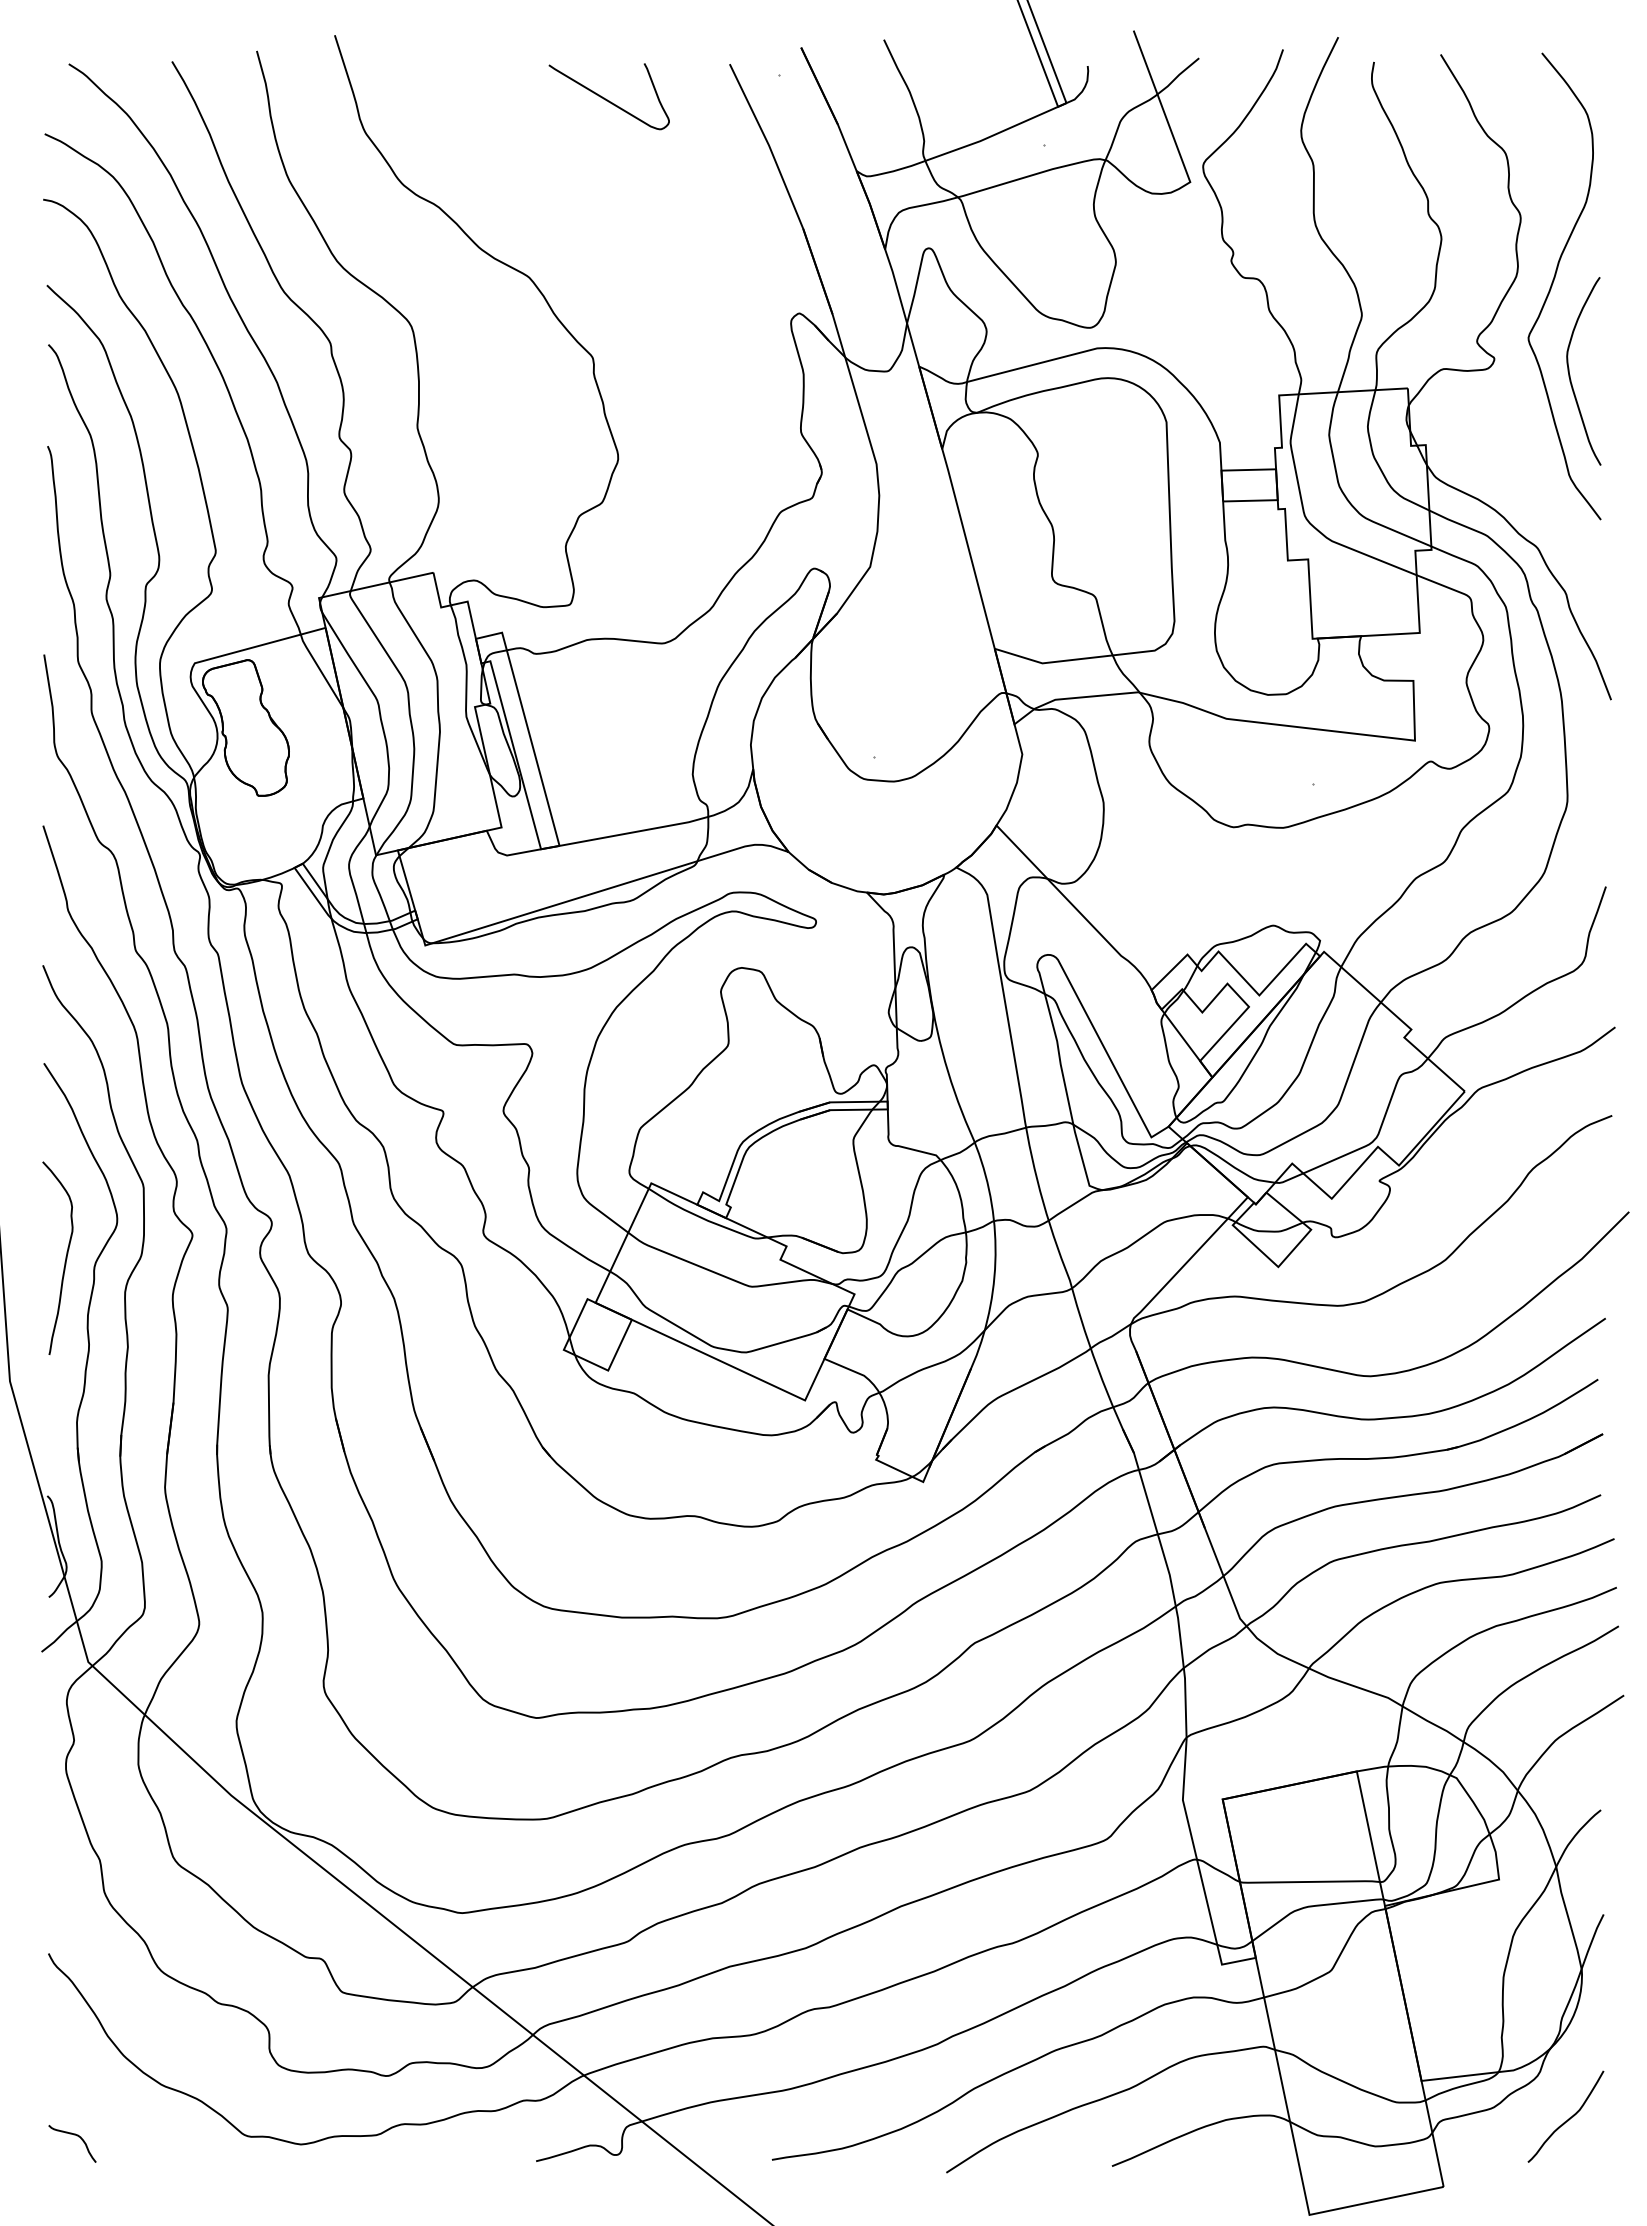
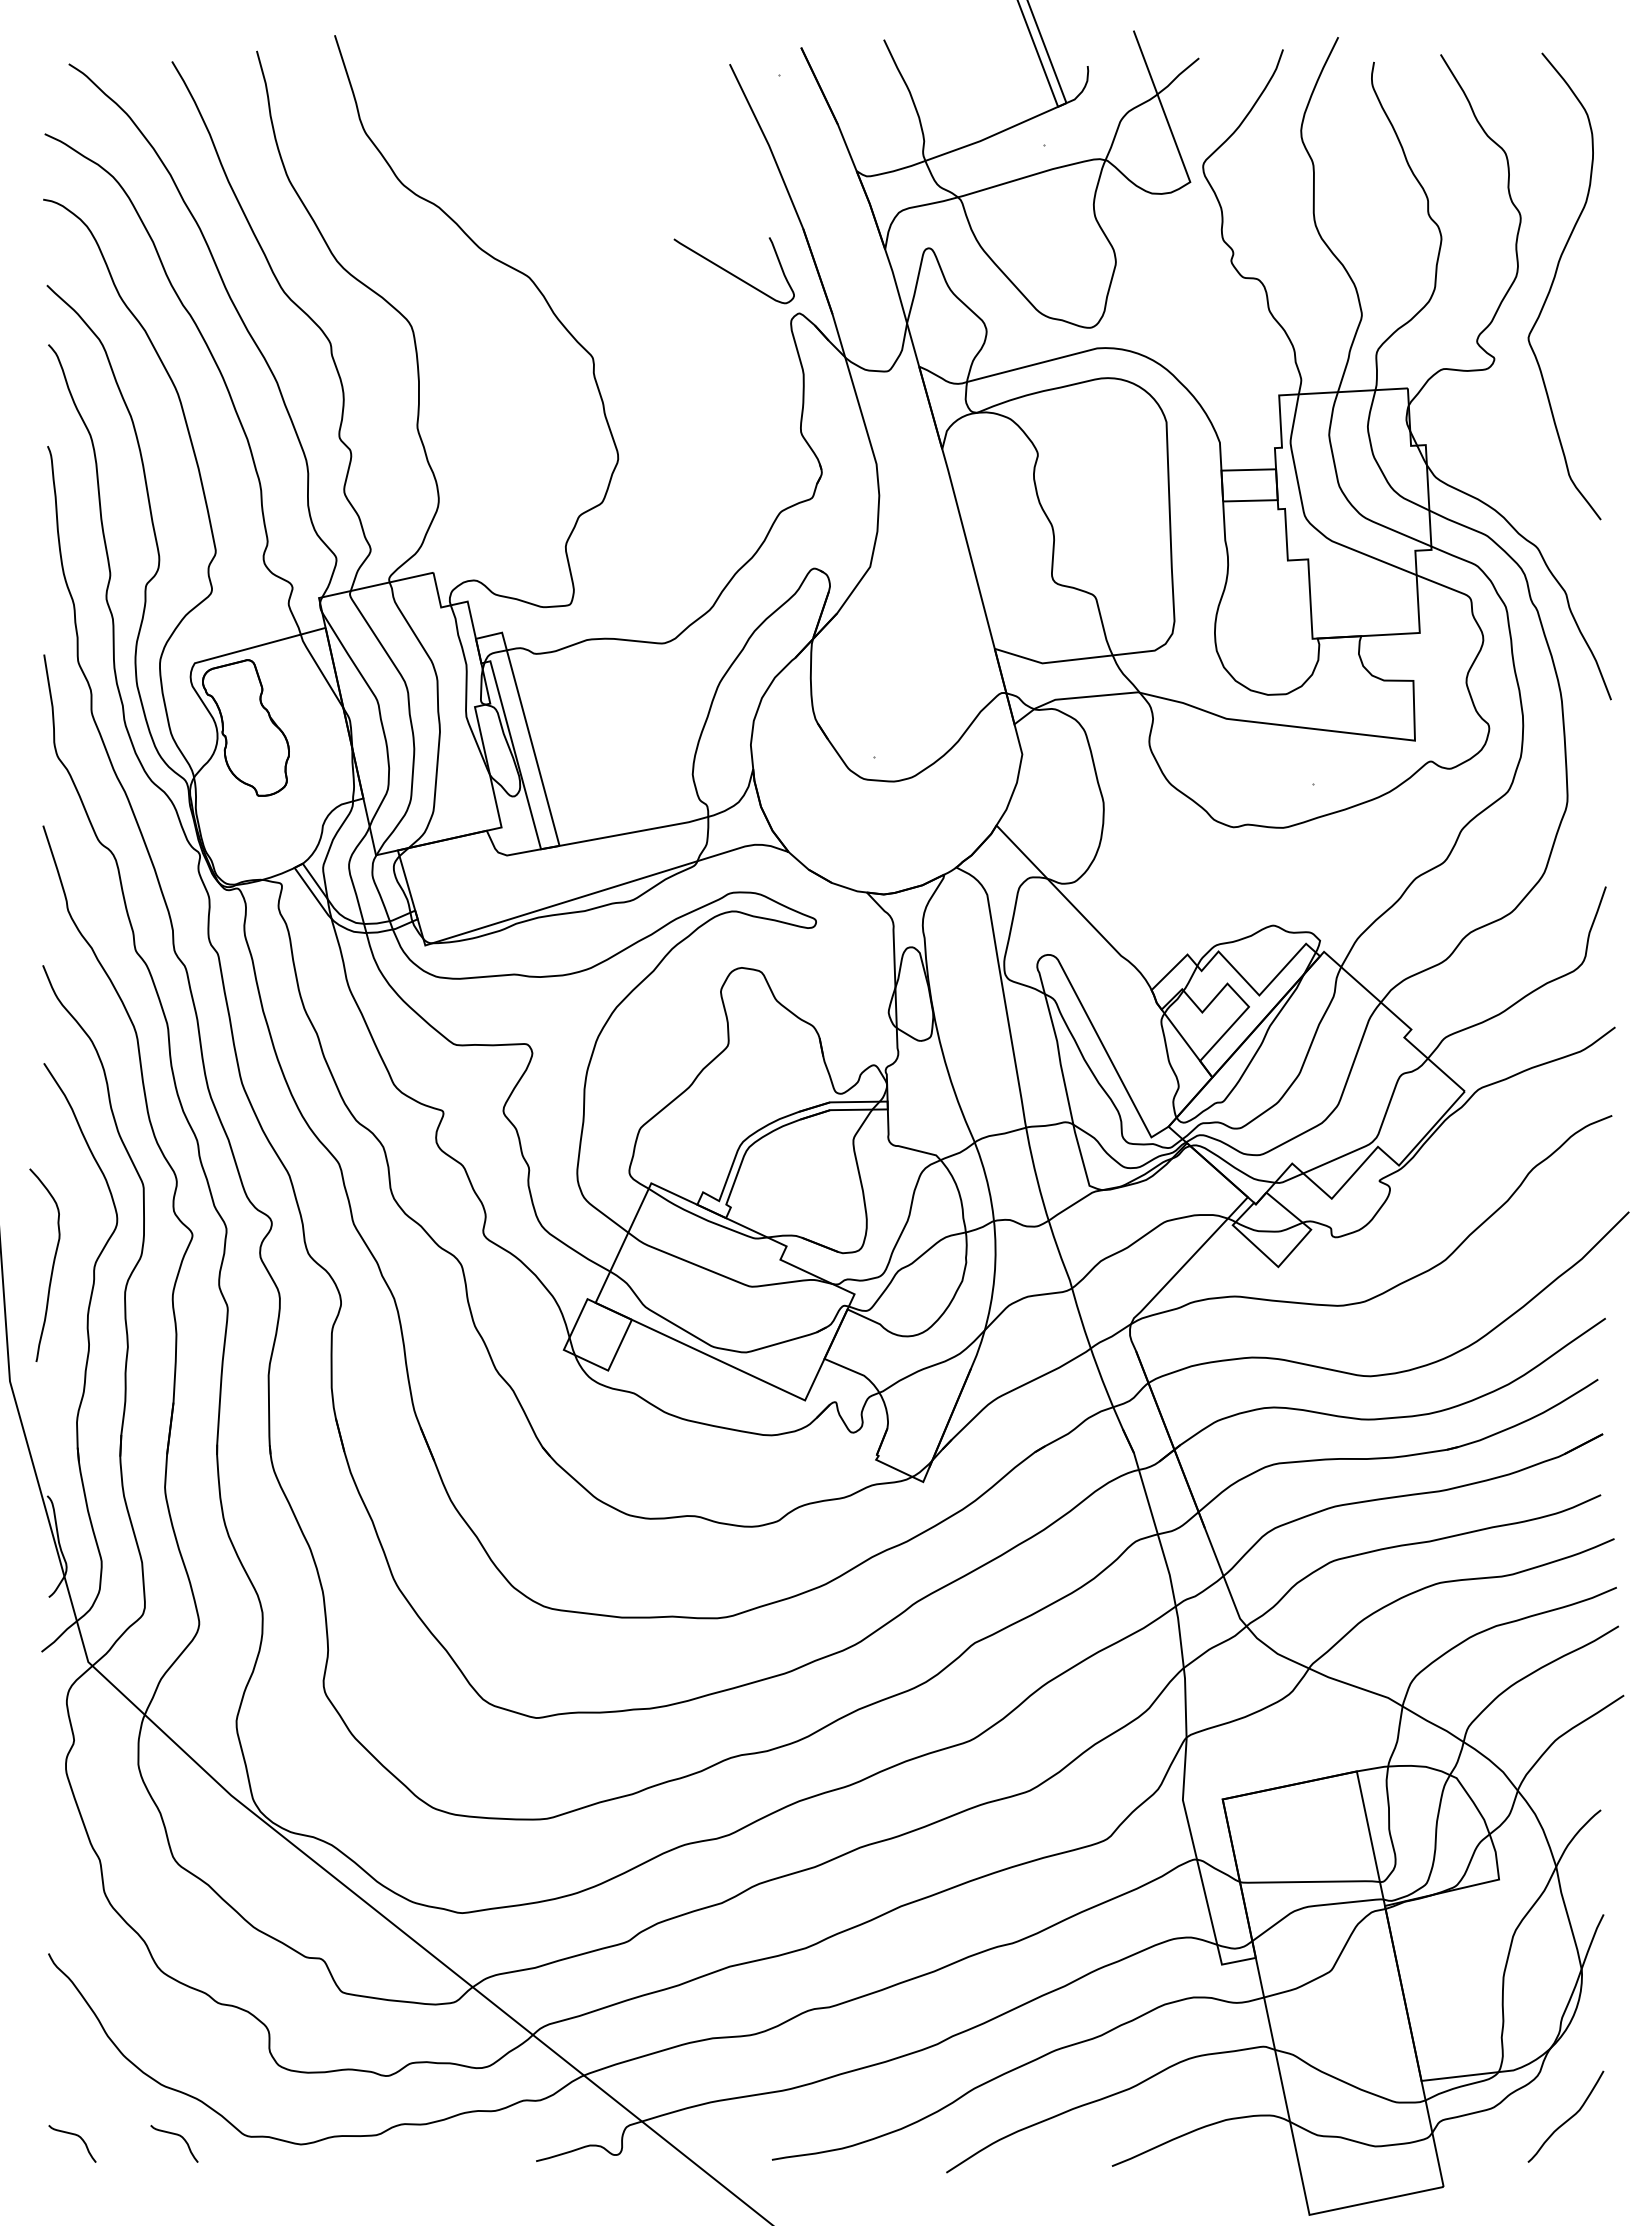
curve position: (606, 98) -> (731, 272) (731, 272)
curve: present -> none (1570, 374)
curve position: (65, 1257) -> (52, 1264) (52, 1264)
curve: none -> present (175, 2135)
